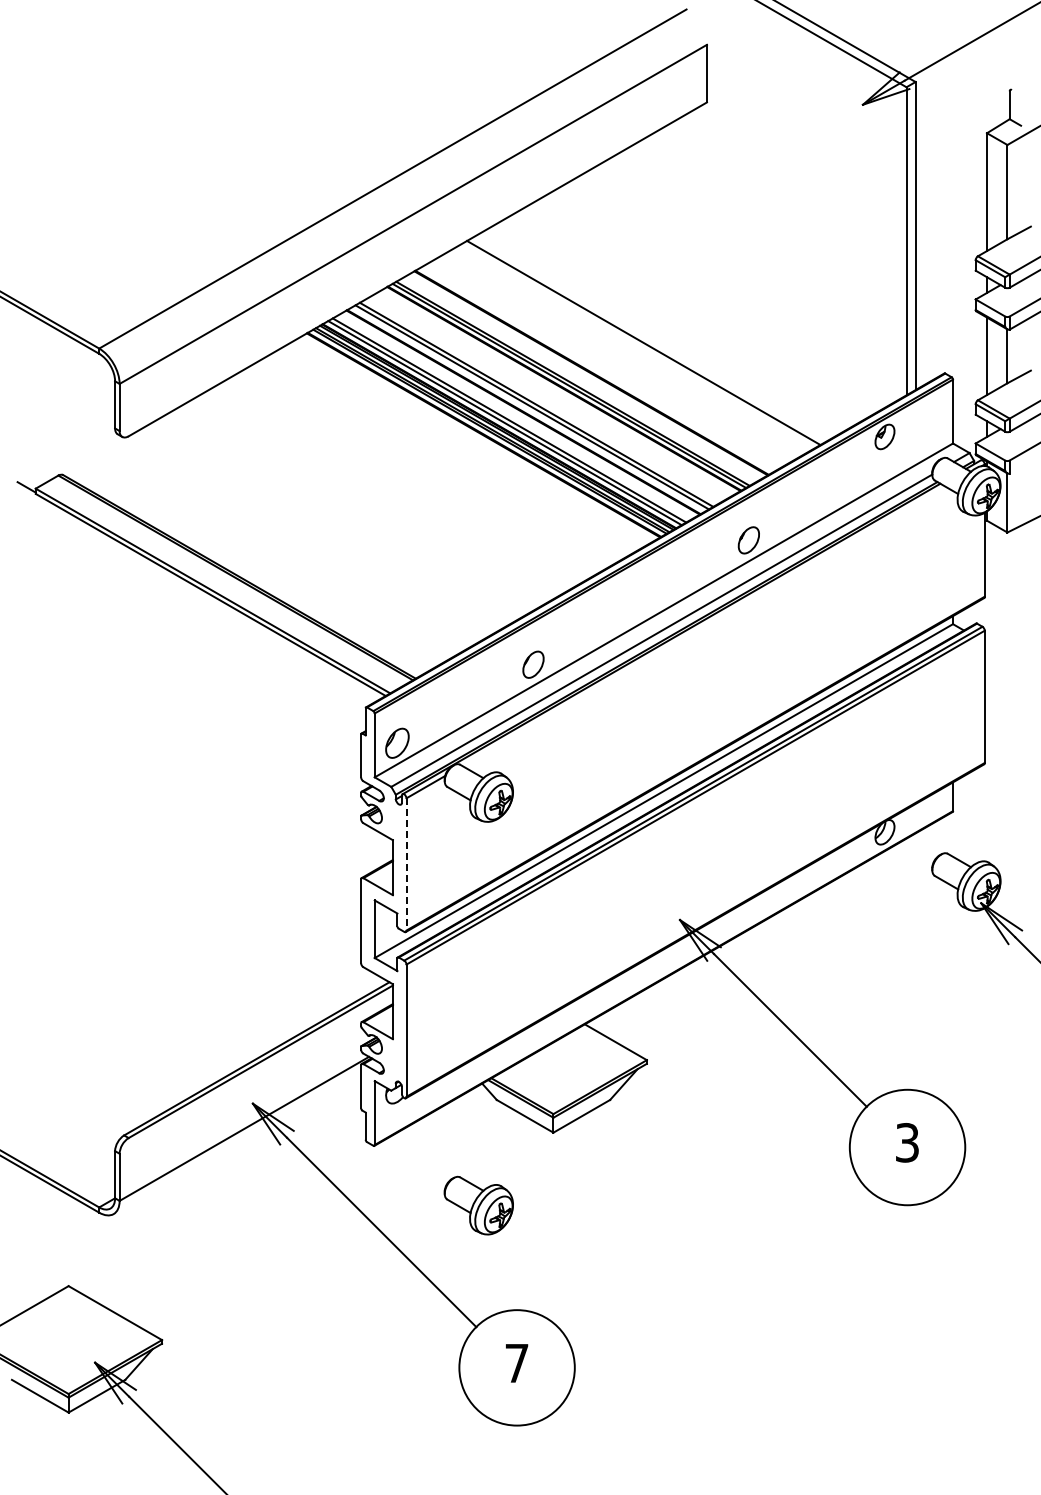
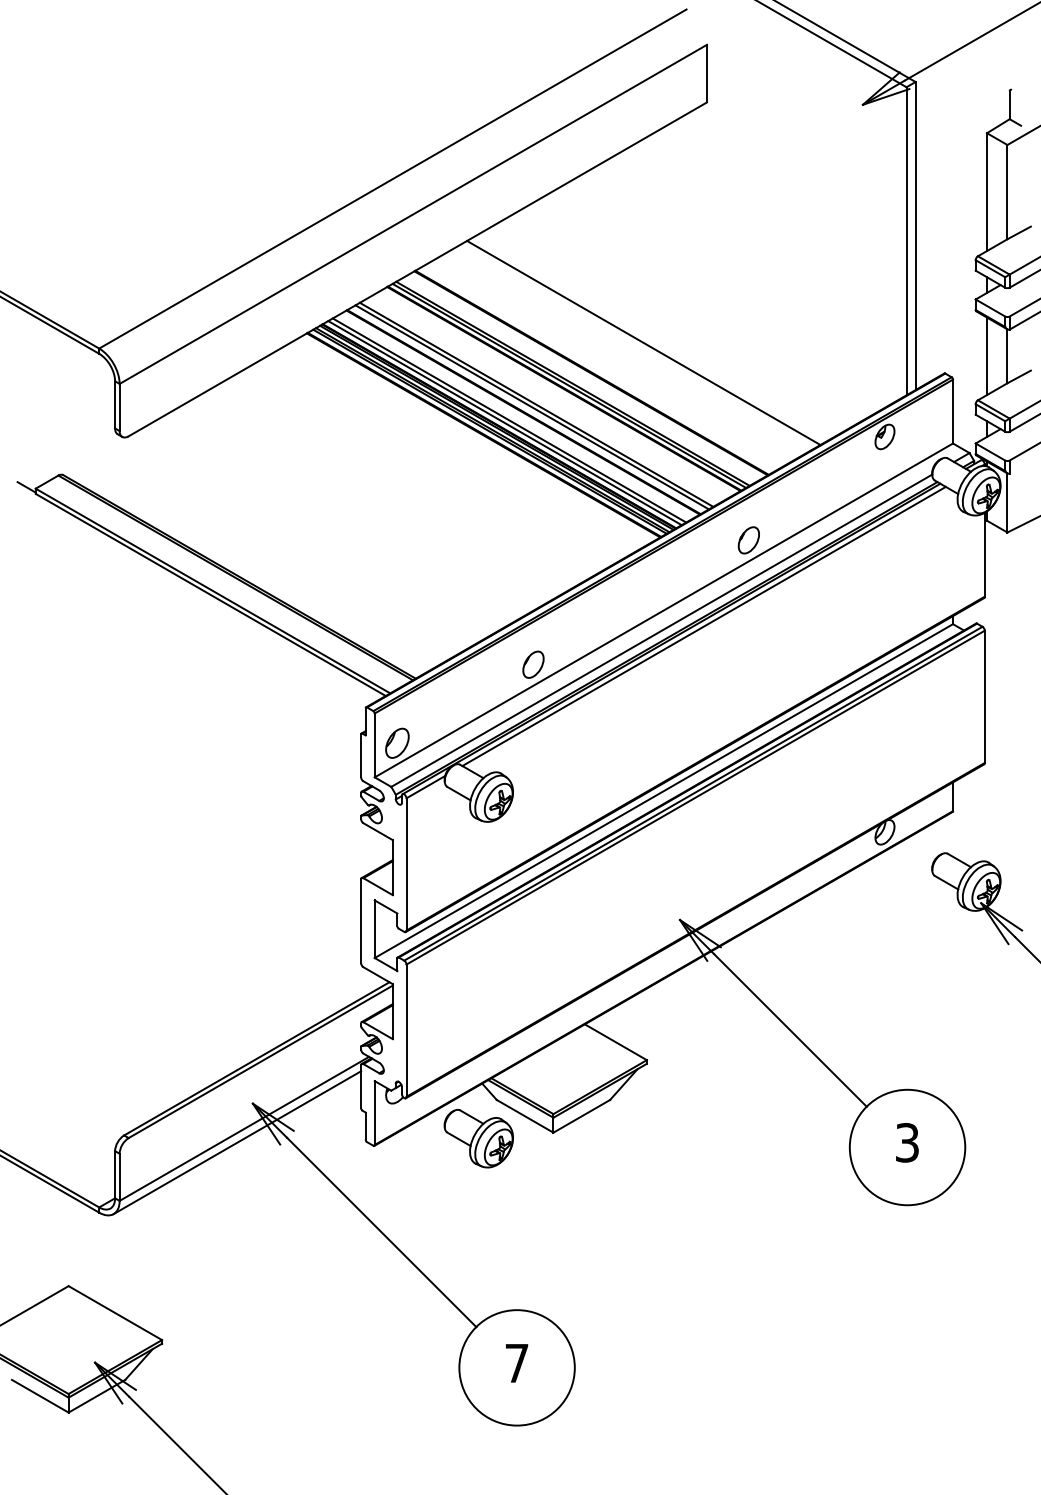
line: none -> present (703, 626)
line: dashed -> solid (406, 864)
line: none -> present (237, 1142)
part position: (478, 1205) -> (478, 1138) (478, 1138)
